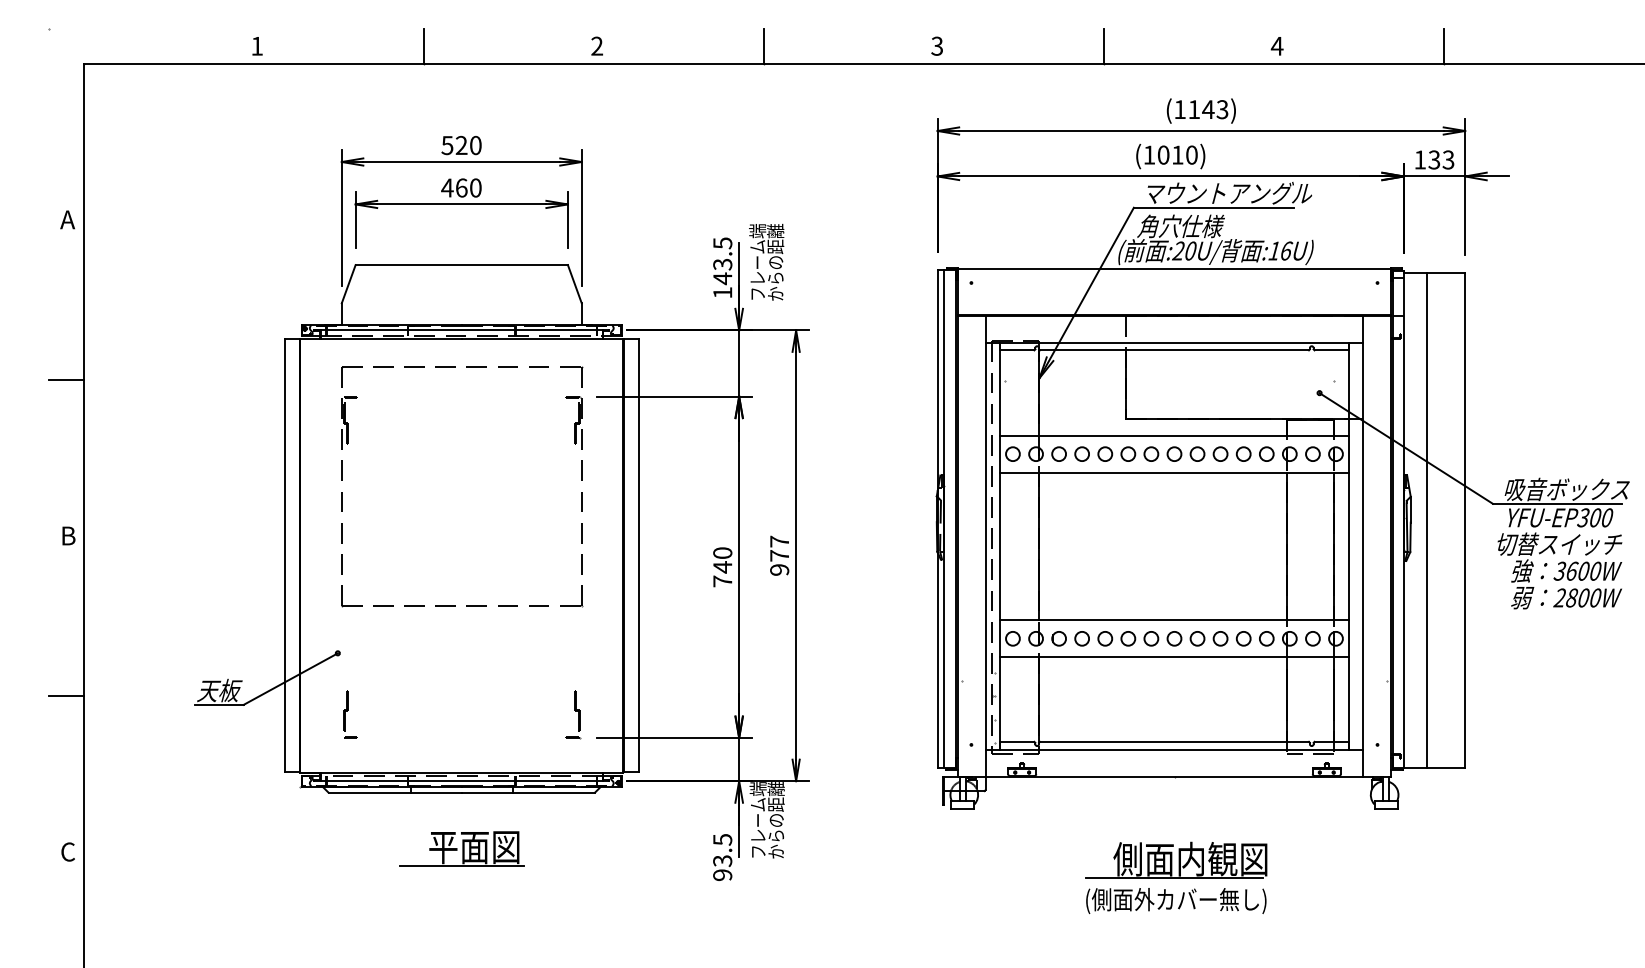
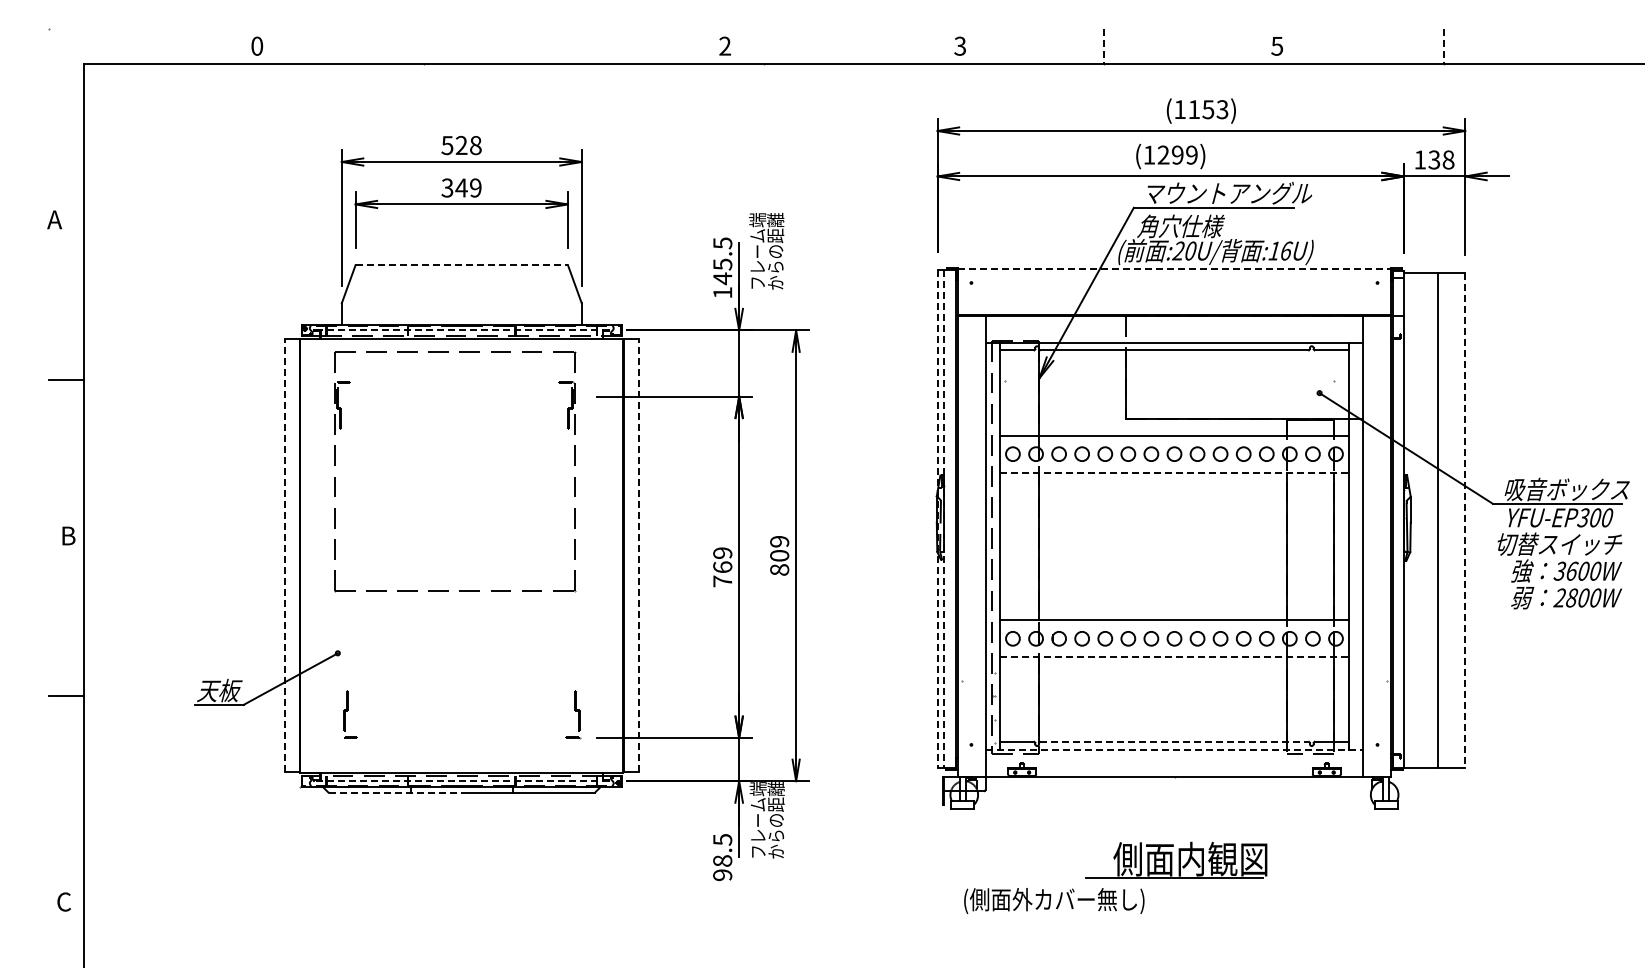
text: 1 -> 0 (257, 45)
text position: (596, 45) -> (724, 45) (724, 45)
text position: (936, 45) -> (959, 45) (959, 45)
line: present -> none (423, 46)
line: present -> none (764, 46)
line: solid -> dashed (1104, 46)
text: 4 -> 5 (1276, 46)
line: solid -> dashed (1444, 46)
text: (1143) -> (1153) (1208, 109)
text: 520 -> 528 (475, 145)
text: (1010) -> (1299) (1177, 154)
text: 133 -> 138 (1448, 159)
text: 460 -> 349 (461, 187)
text position: (67, 219) -> (54, 219) (54, 219)
text position: (766, 262) -> (766, 251) (766, 251)
text: 143.5 -> 145.5 (722, 263)
line: solid -> dashed (462, 265)
line: solid -> dashed (1174, 269)
line: solid -> dashed (461, 330)
part position: (466, 367) -> (459, 352) (459, 352)
line: solid -> dashed (1174, 472)
line: solid -> dashed (937, 519)
line: solid -> dashed (943, 519)
line position: (1426, 520) -> (1437, 520) (1437, 520)
line: solid -> dashed (1465, 520)
line: solid -> dashed (285, 555)
line: solid -> dashed (638, 555)
text: 977 -> 809 (779, 555)
text: 740 -> 769 (722, 560)
line: solid -> dashed (1174, 657)
line: solid -> dashed (1174, 741)
line: solid -> dashed (1174, 749)
line: solid -> dashed (461, 781)
line: solid -> dashed (395, 792)
part: present -> none (461, 848)
text position: (67, 851) -> (63, 901) (63, 901)
text: 93.5 -> 98.5 (722, 861)
text position: (1176, 900) -> (1054, 900) (1054, 900)
